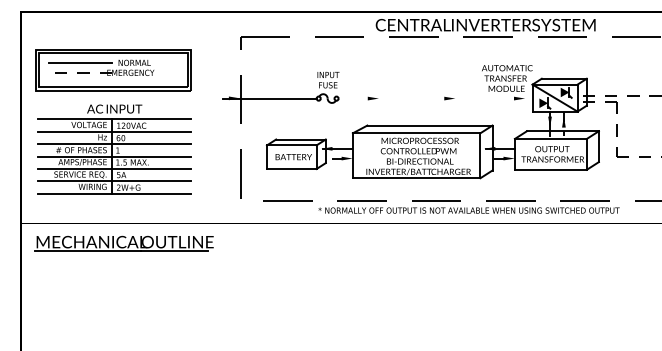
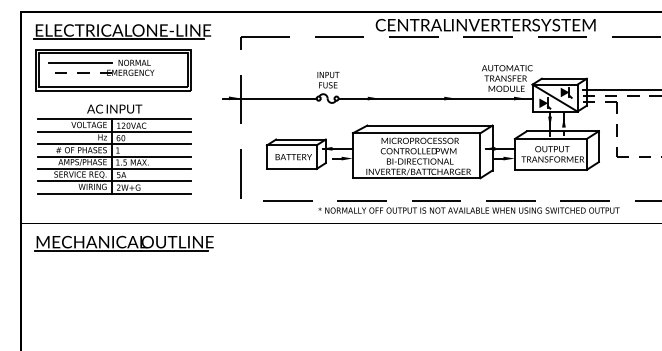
part: none -> present (121, 31)
line: none -> present (620, 89)
line: none -> present (435, 98)
